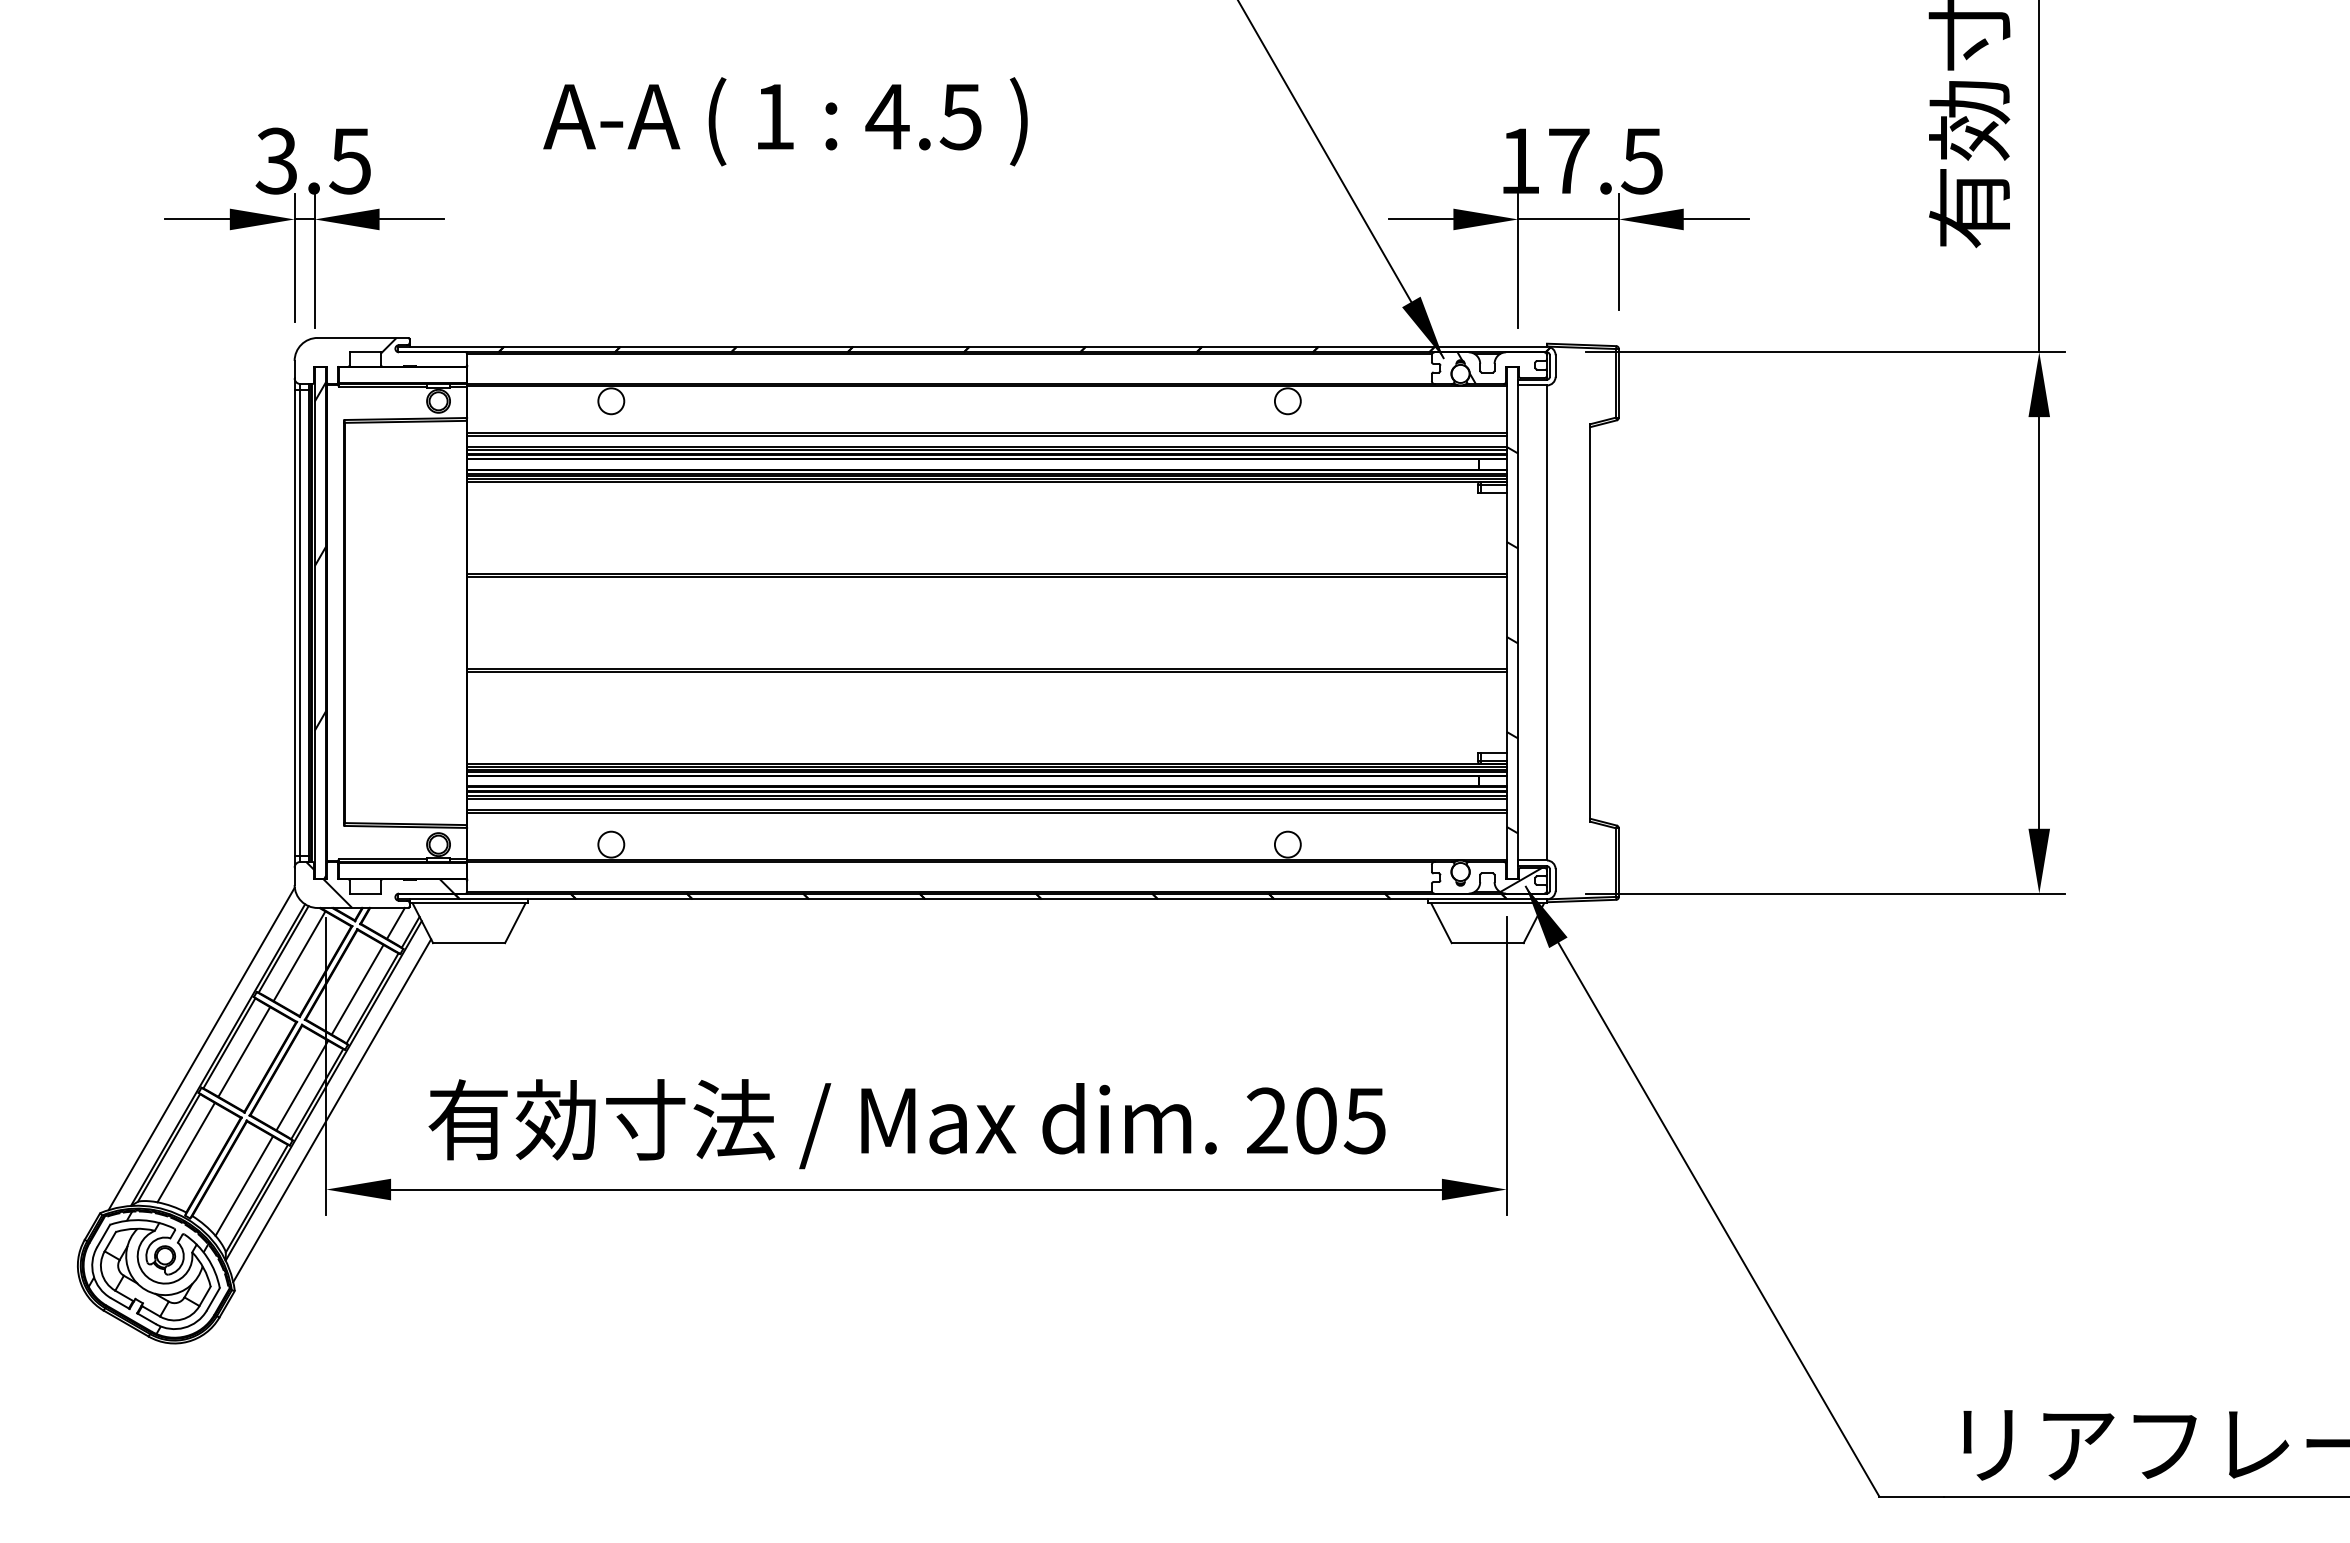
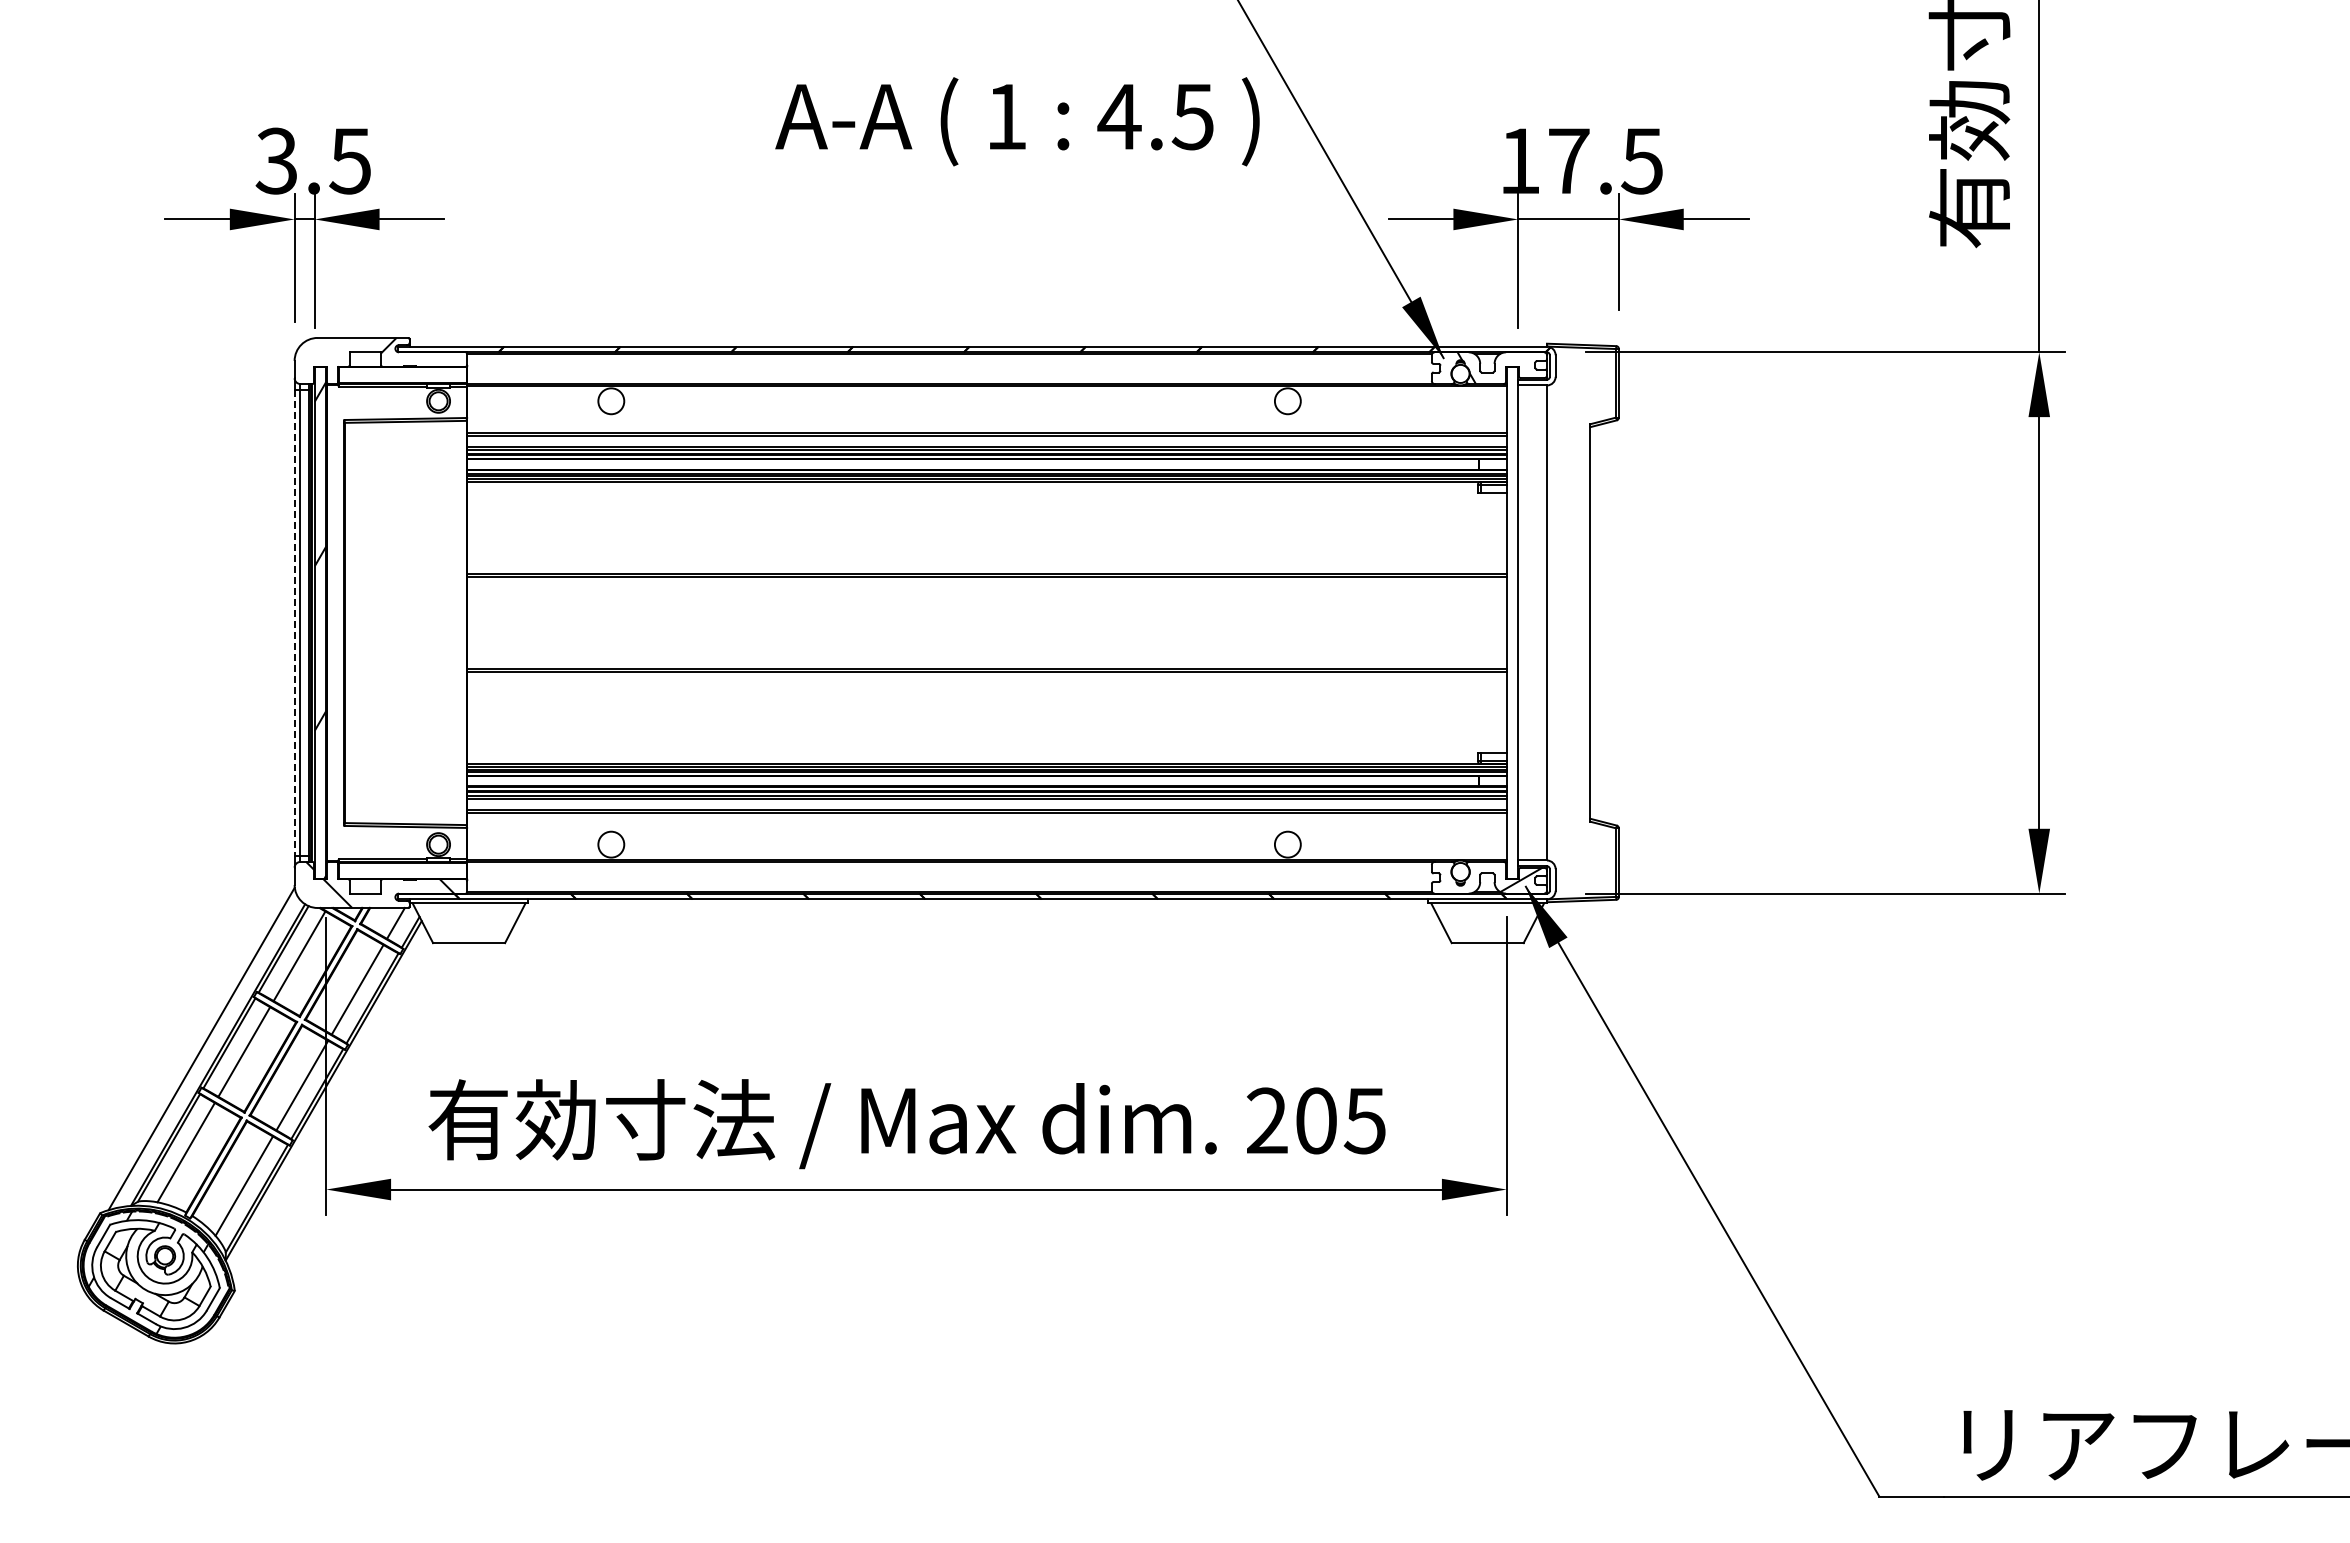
text position: (785, 121) -> (1017, 121) (1017, 121)
line: solid -> dashed (294, 623)
hatch: present -> none (1512, 639)
line: present -> none (332, 1110)
